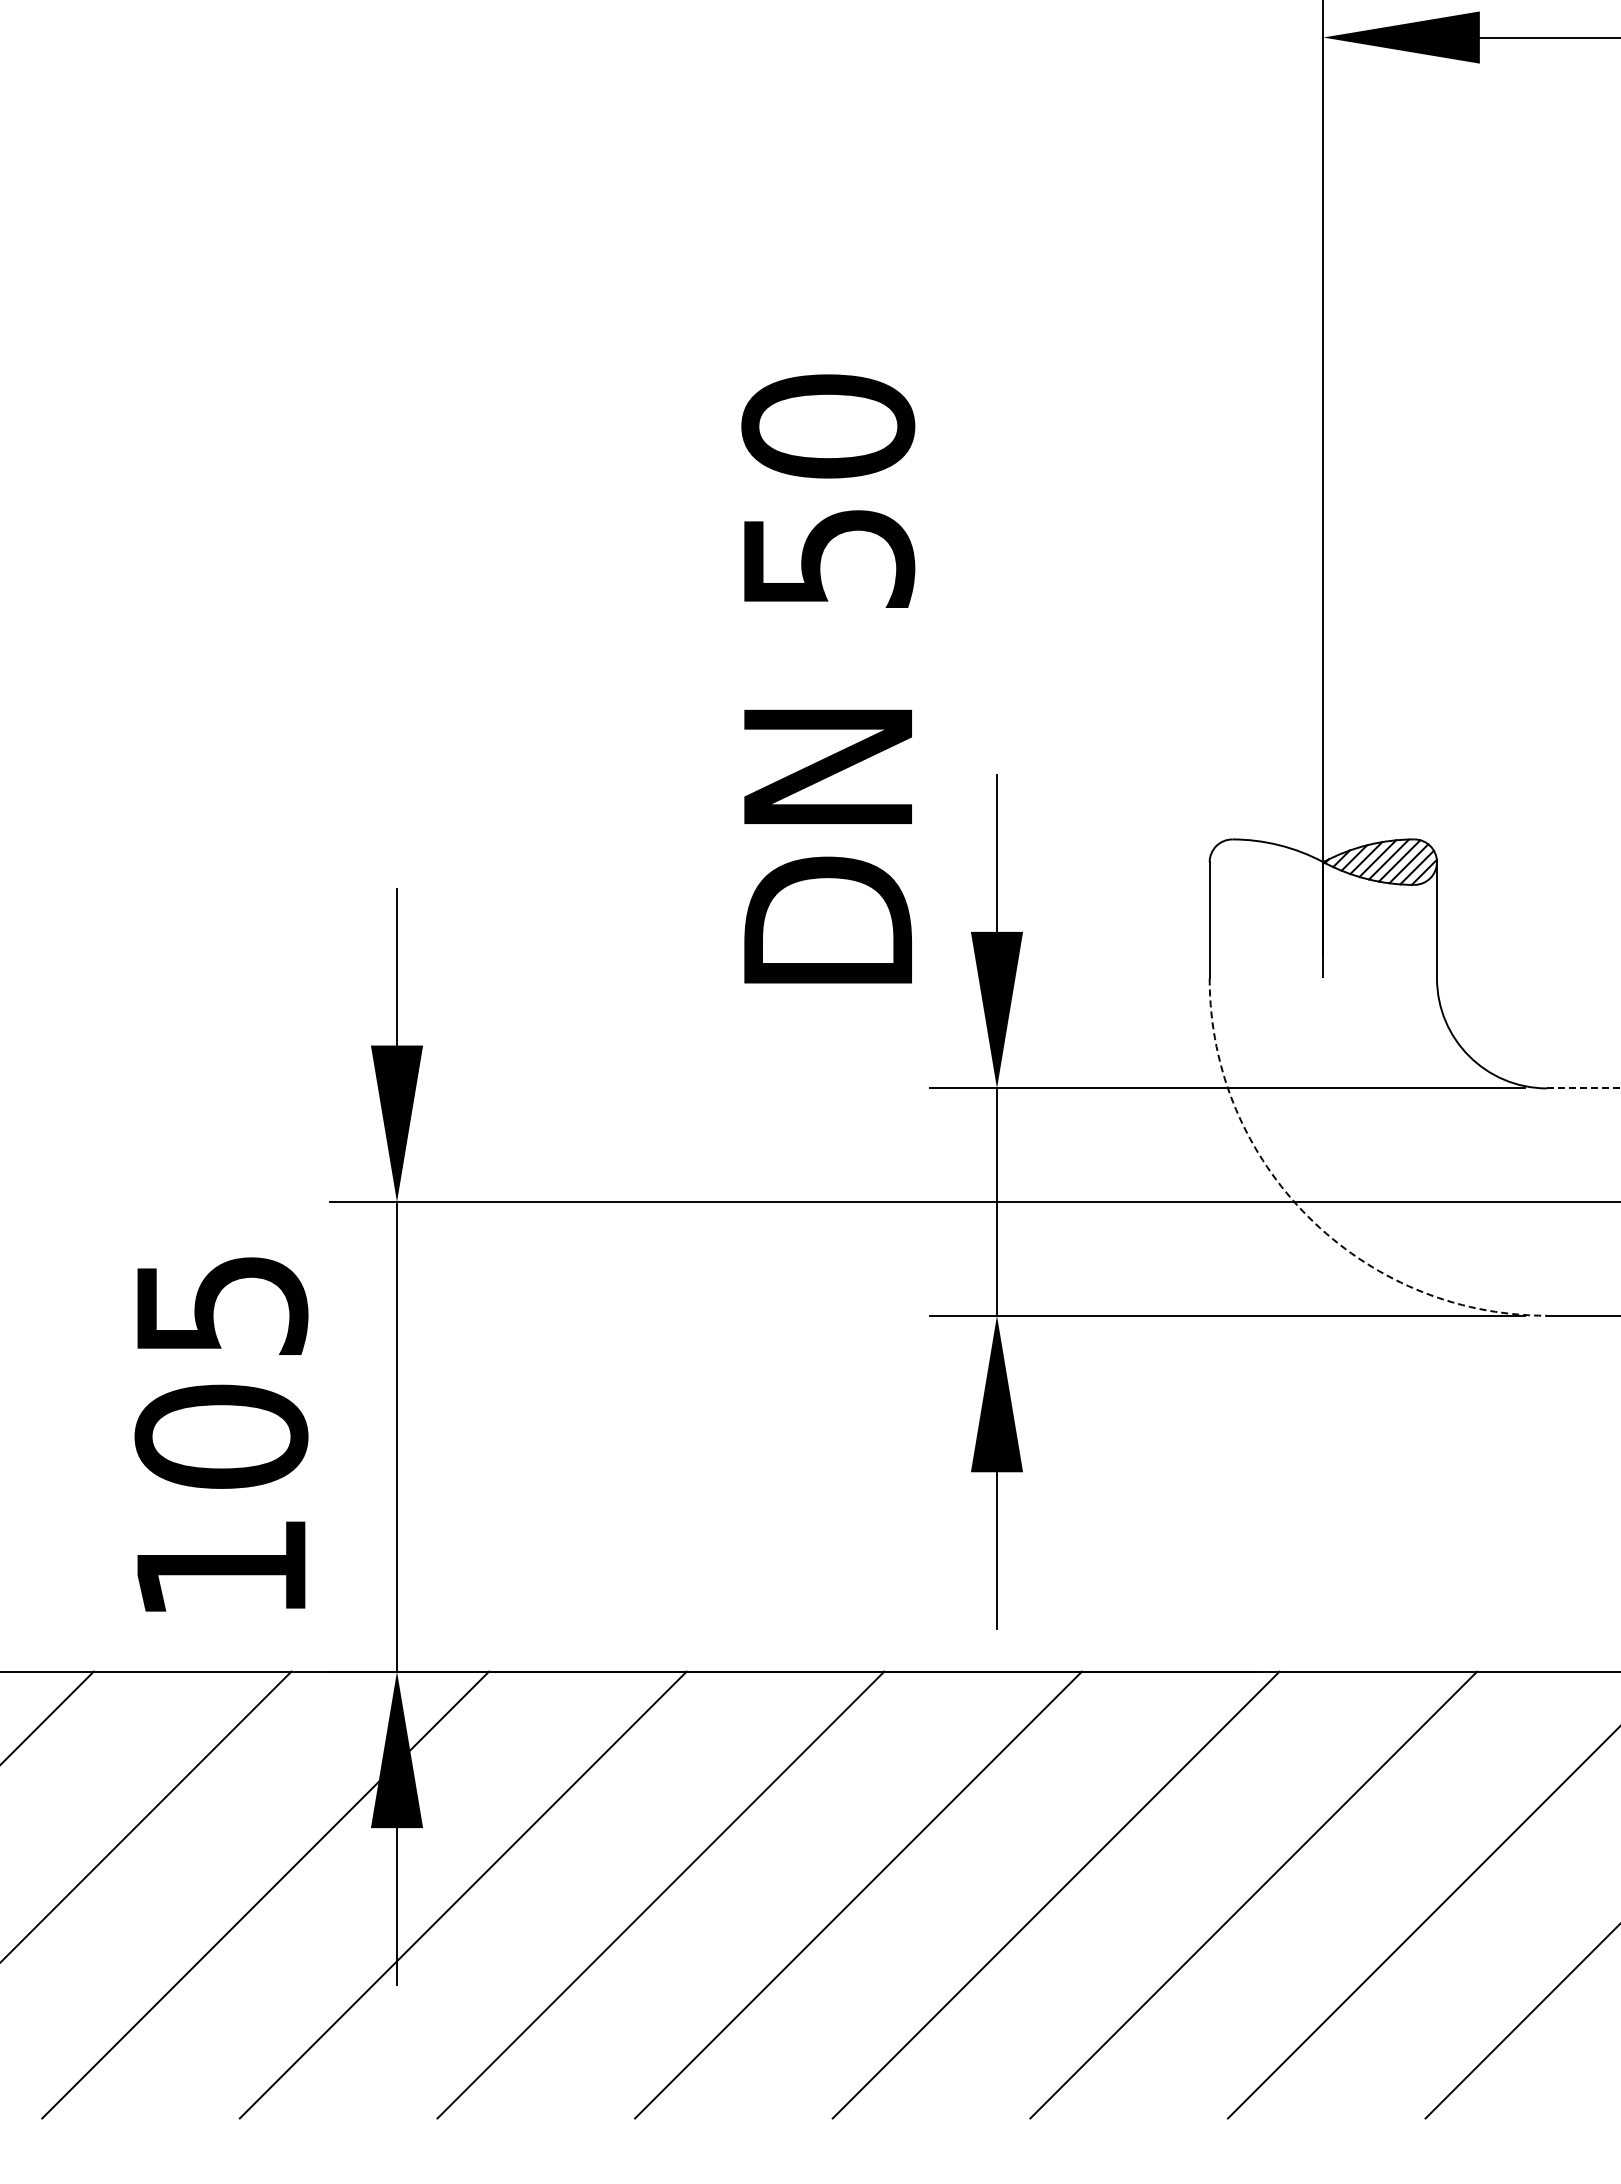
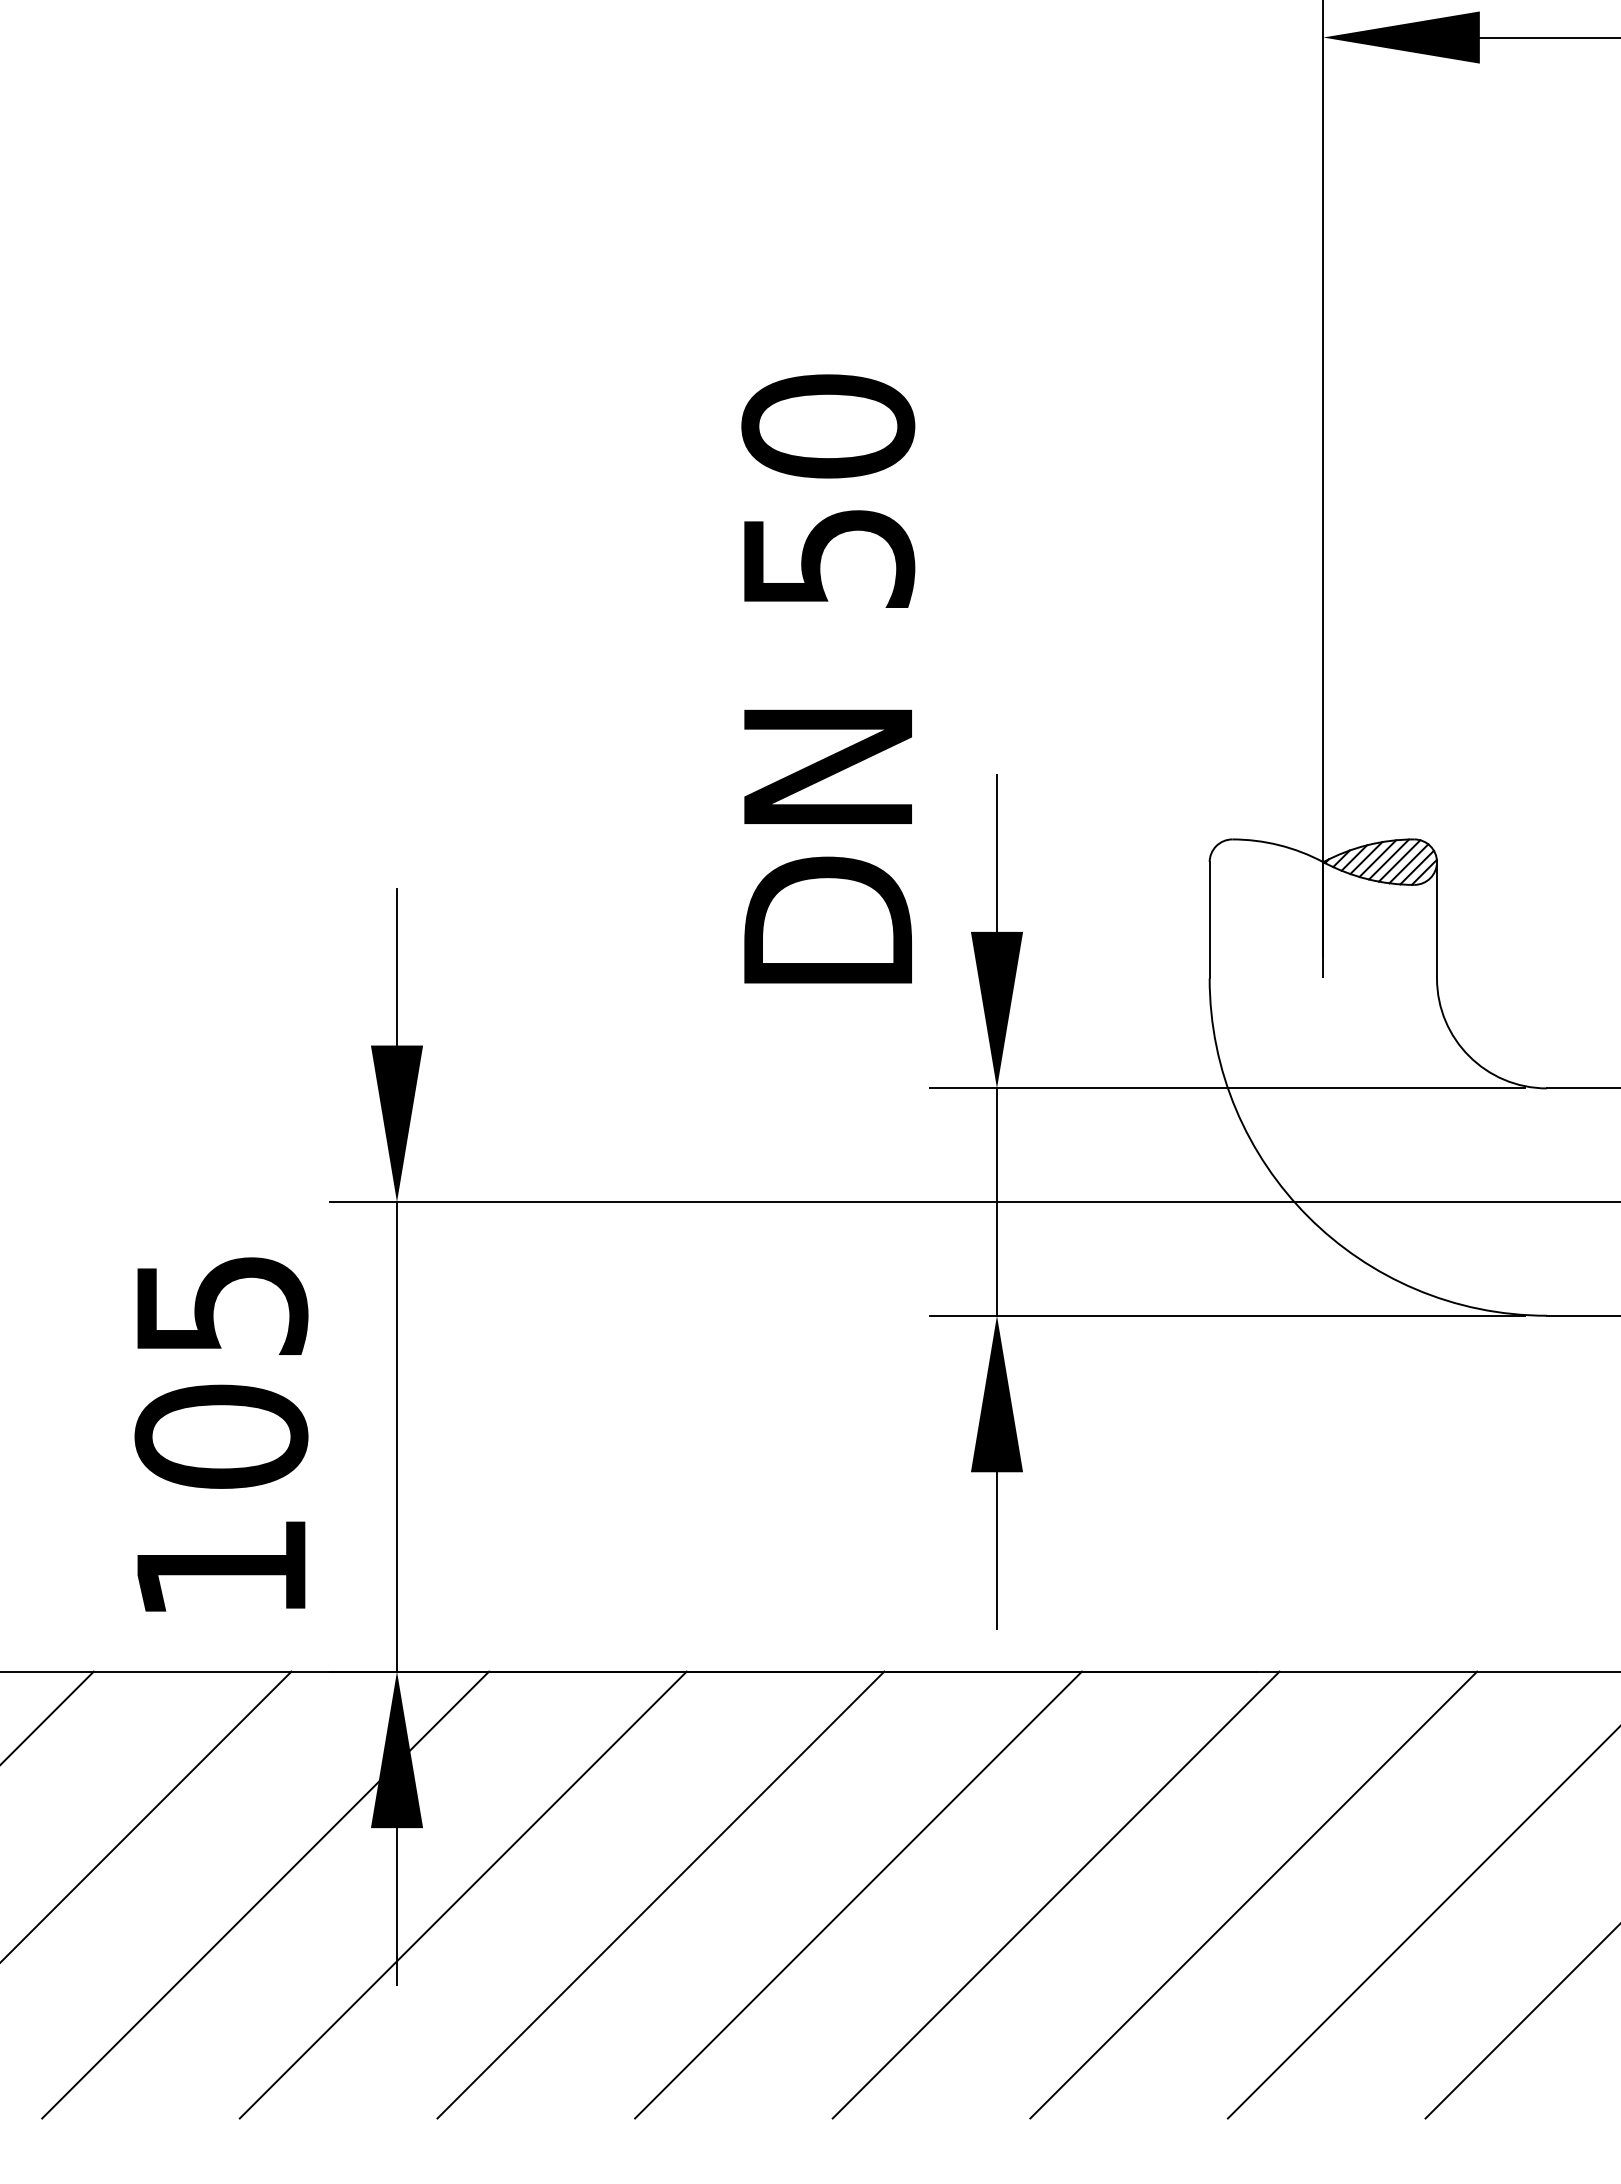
line: dashed -> solid (1583, 1088)
arc: dashed -> solid (1308, 1216)
